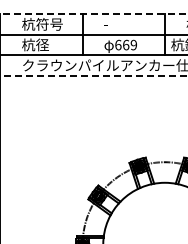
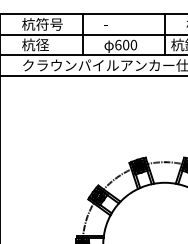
line: dashed -> solid (93, 14)
text: 669 -> 600 (129, 44)
line: dashed -> solid (94, 75)
